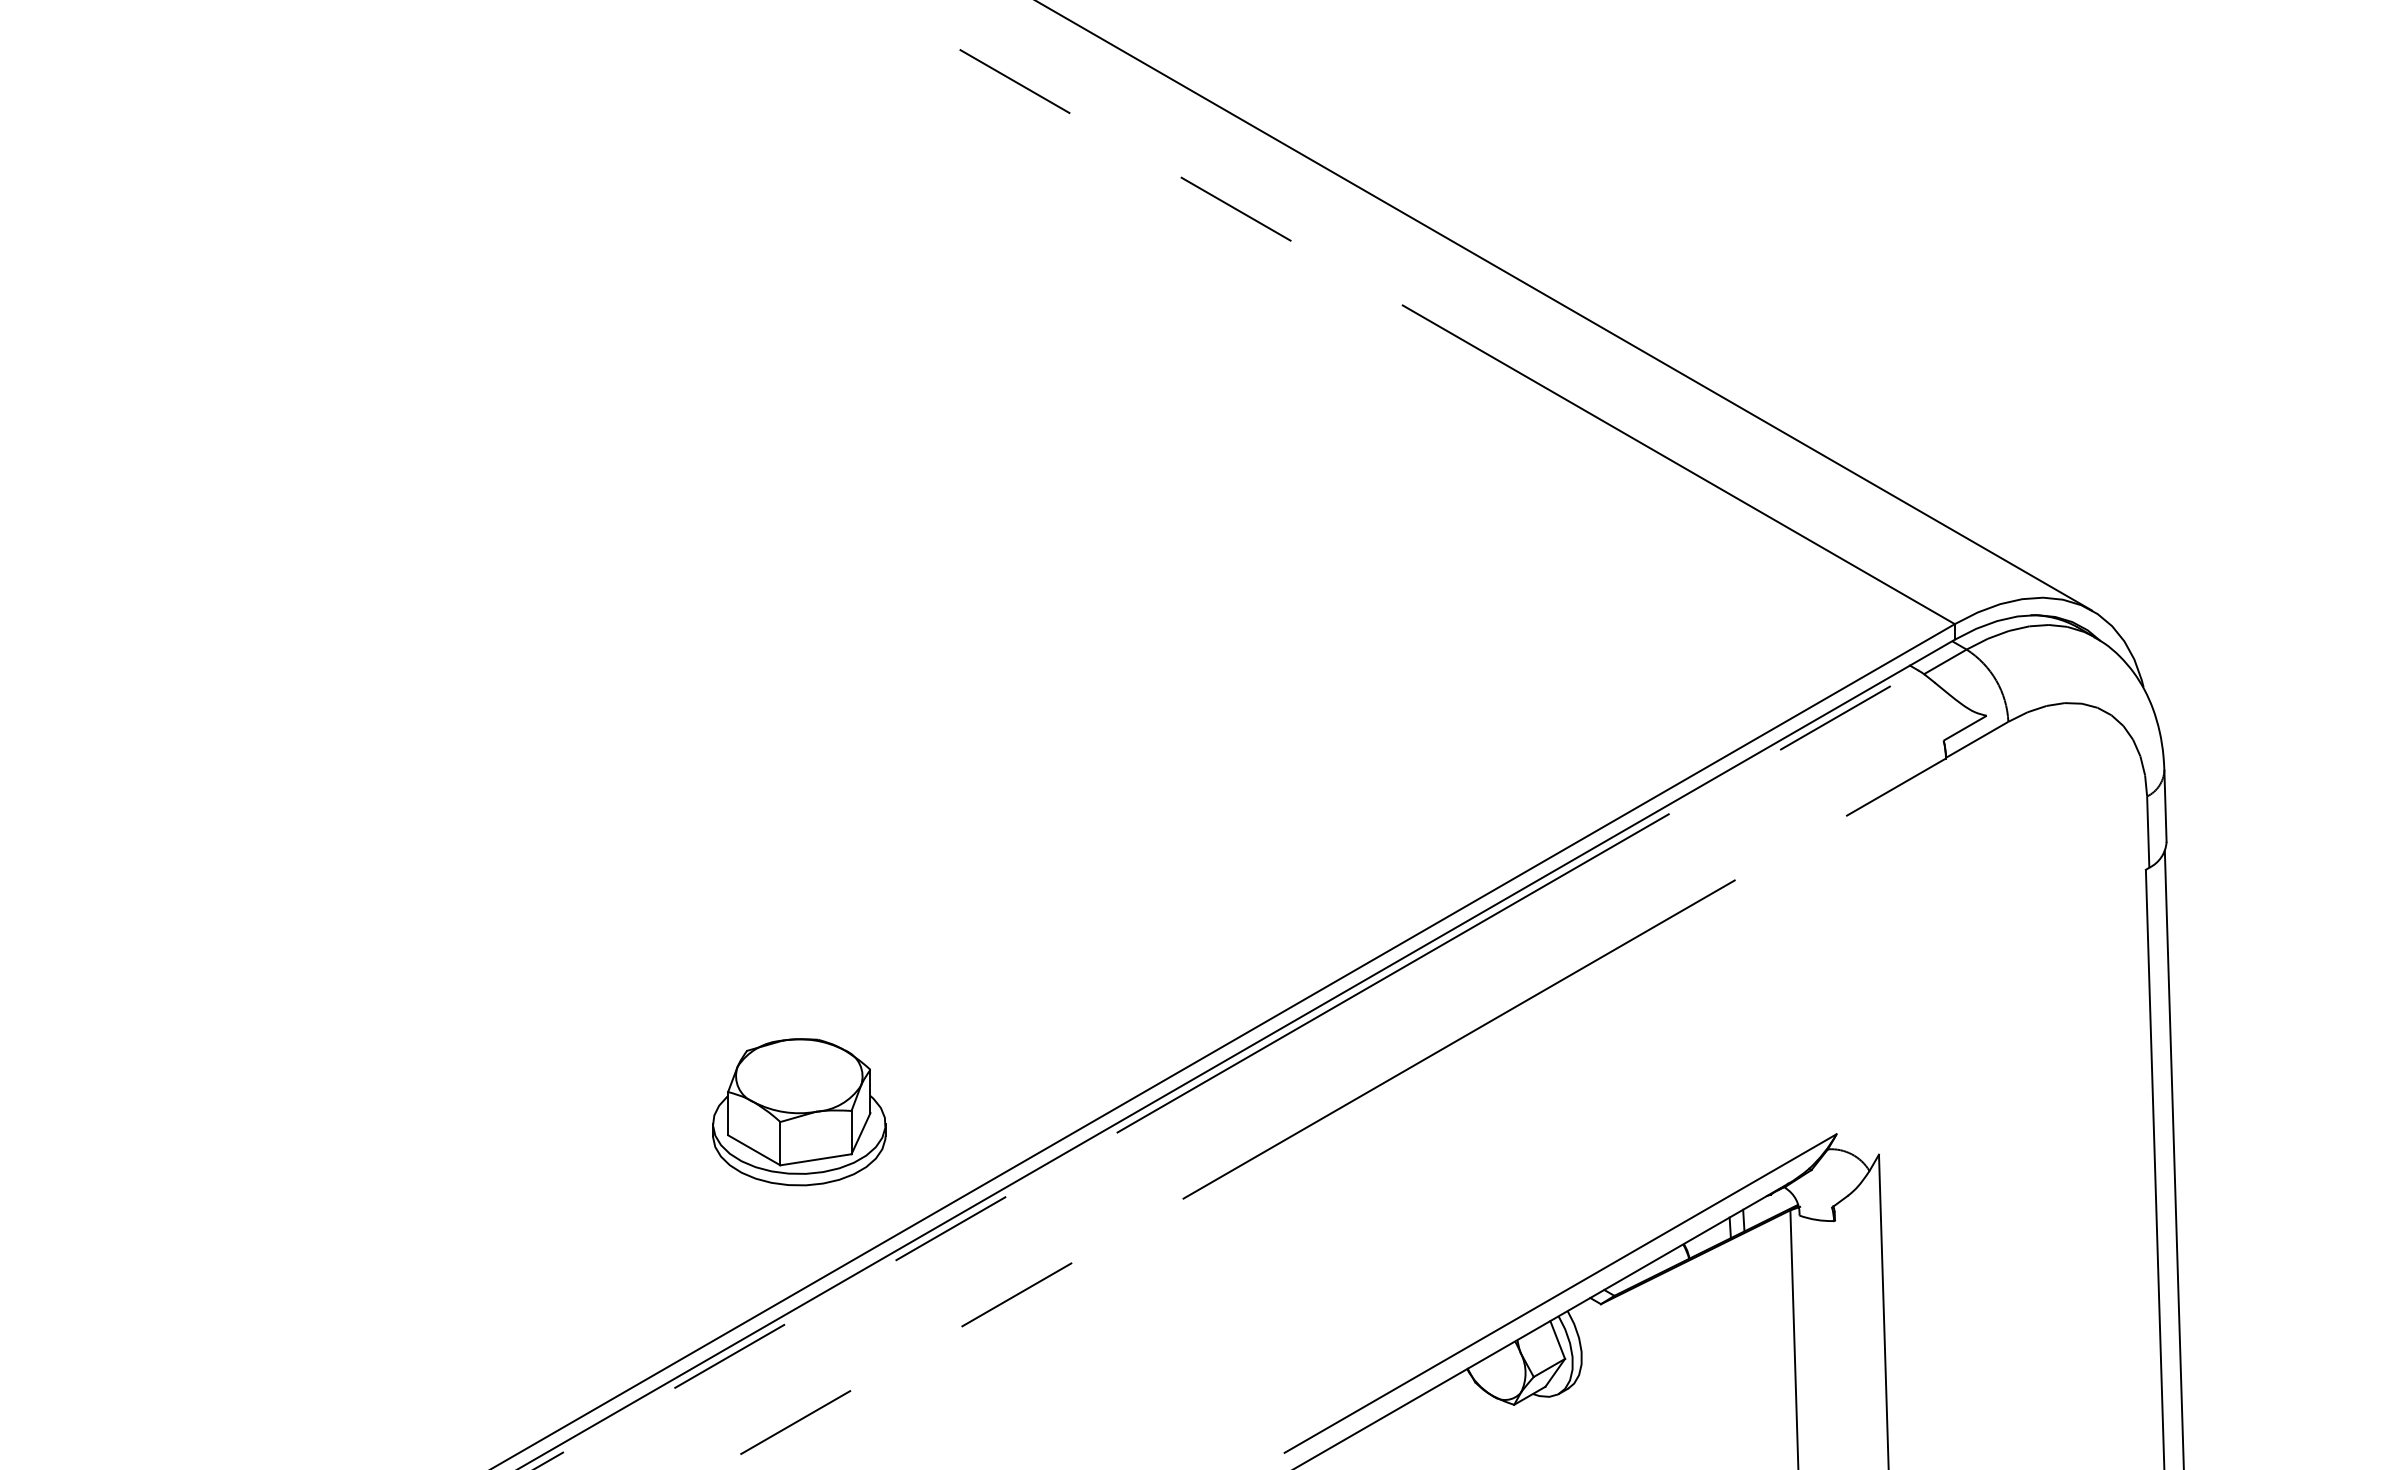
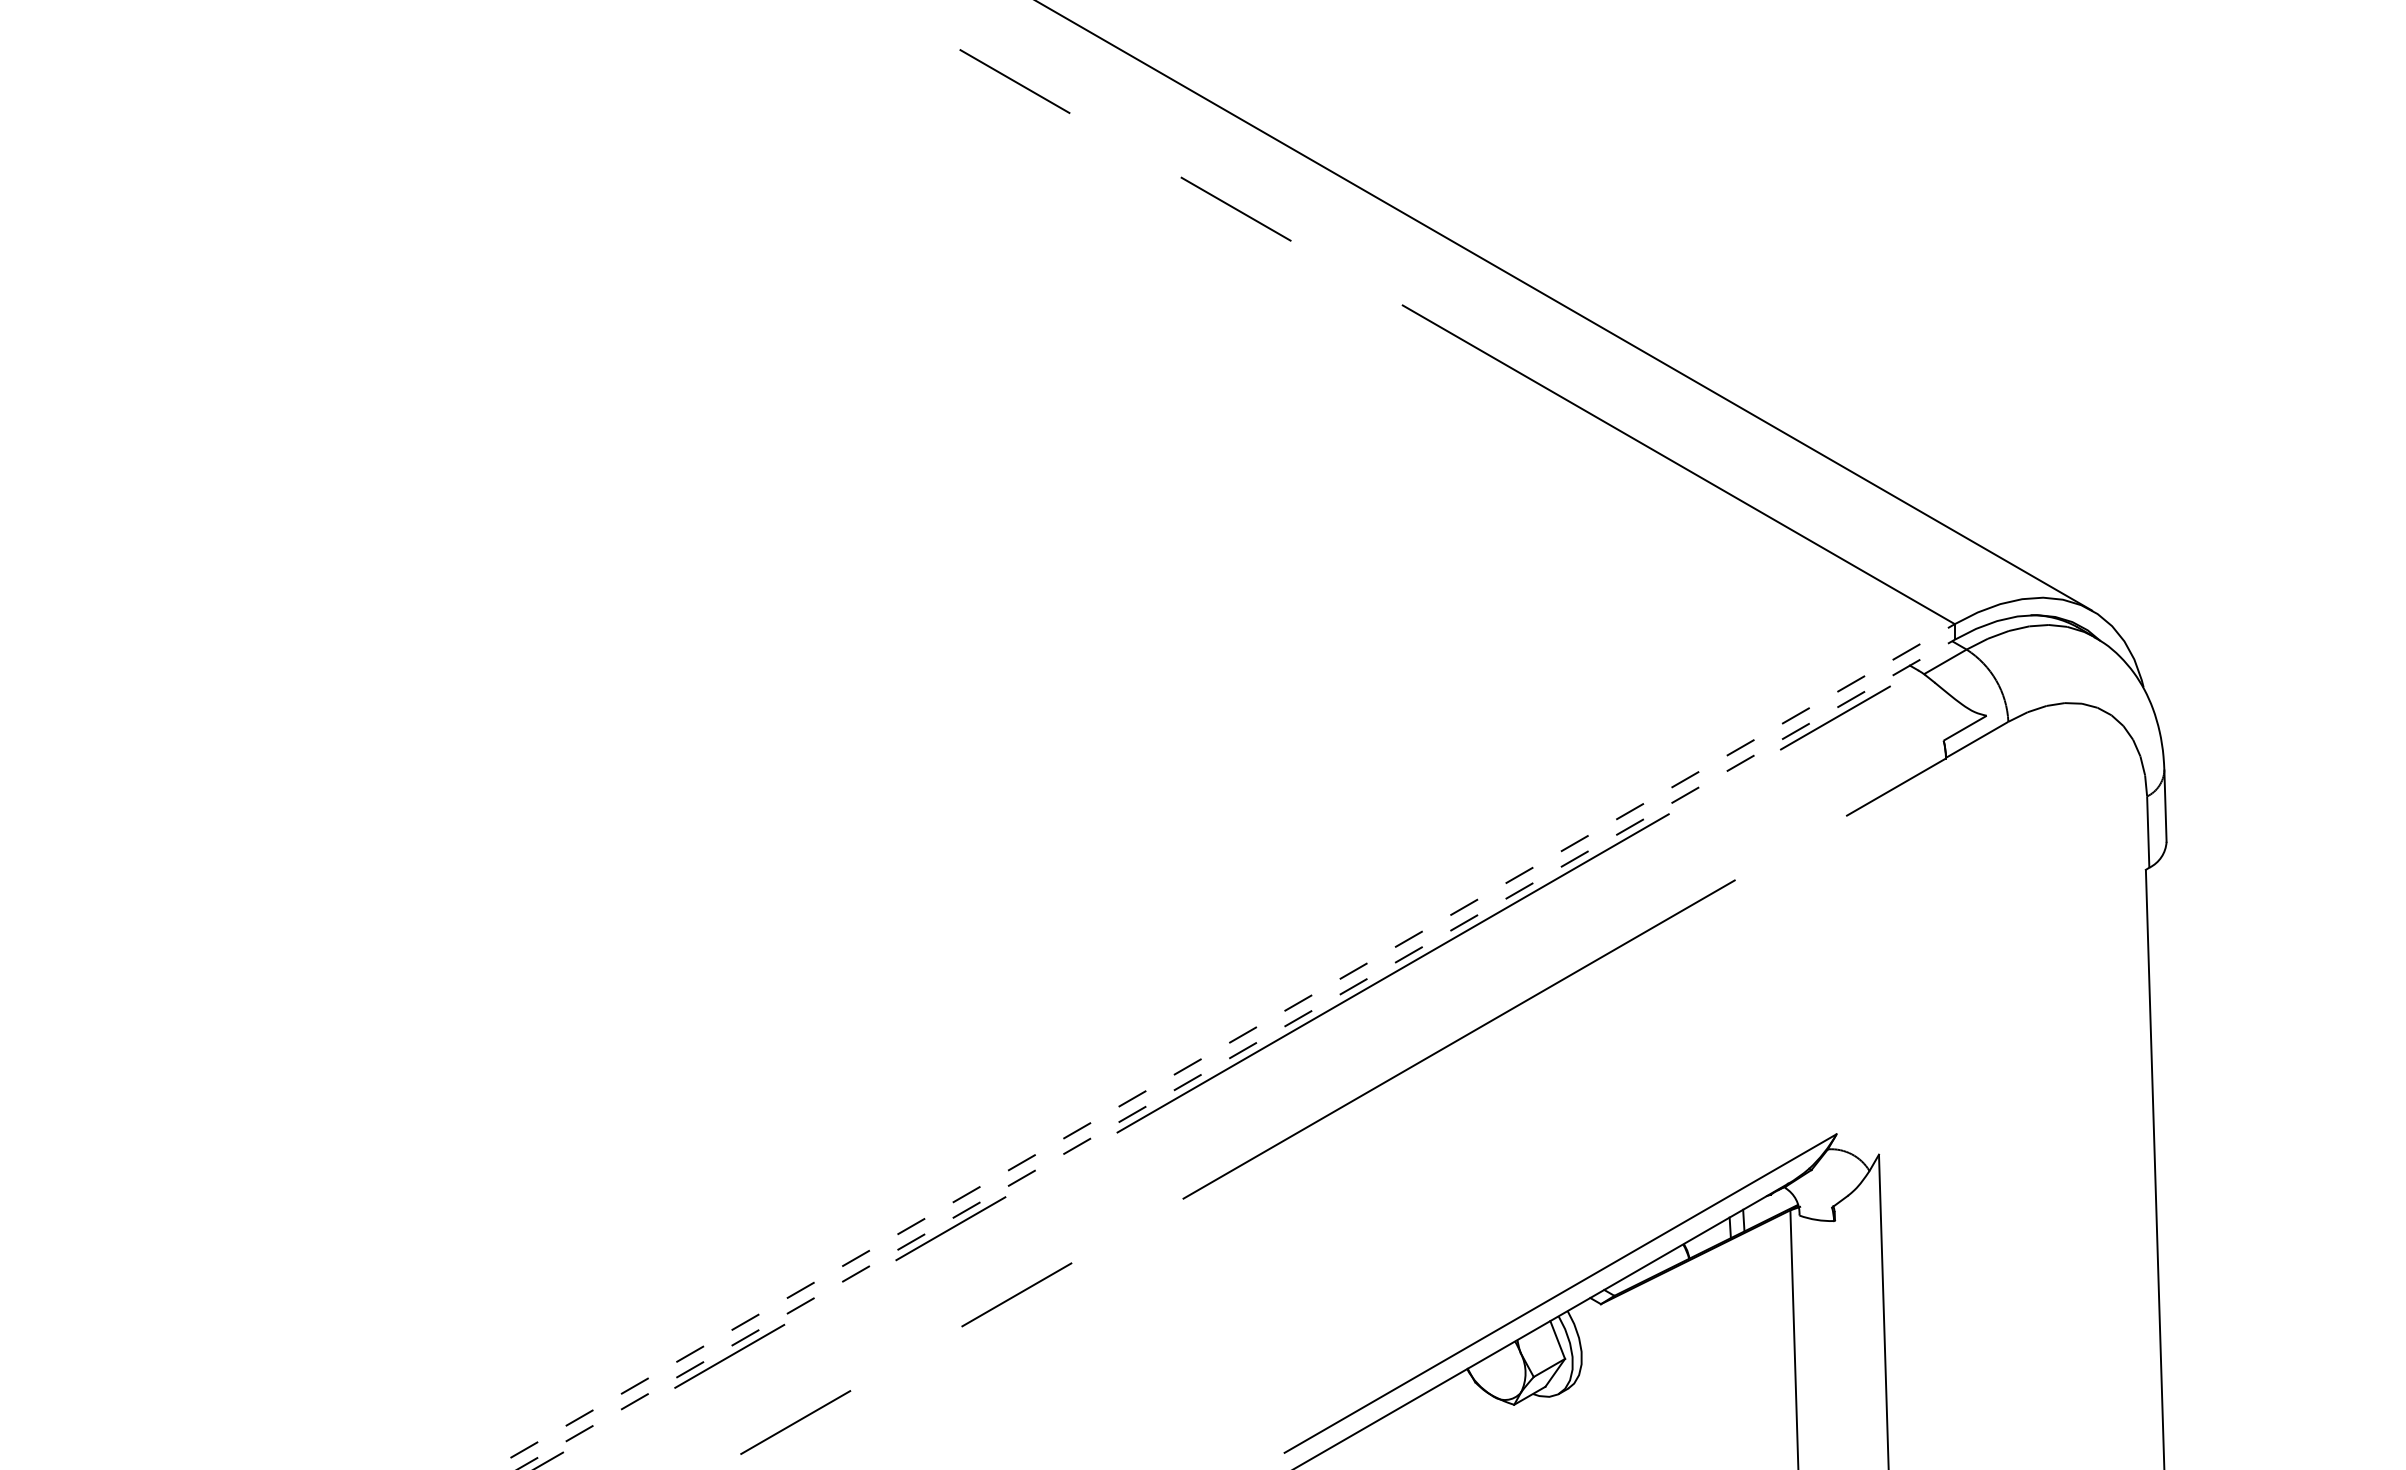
line: solid -> dashed (1223, 1046)
line: solid -> dashed (1236, 1054)
part: present -> none (799, 1112)
line: present -> none (2173, 1158)
